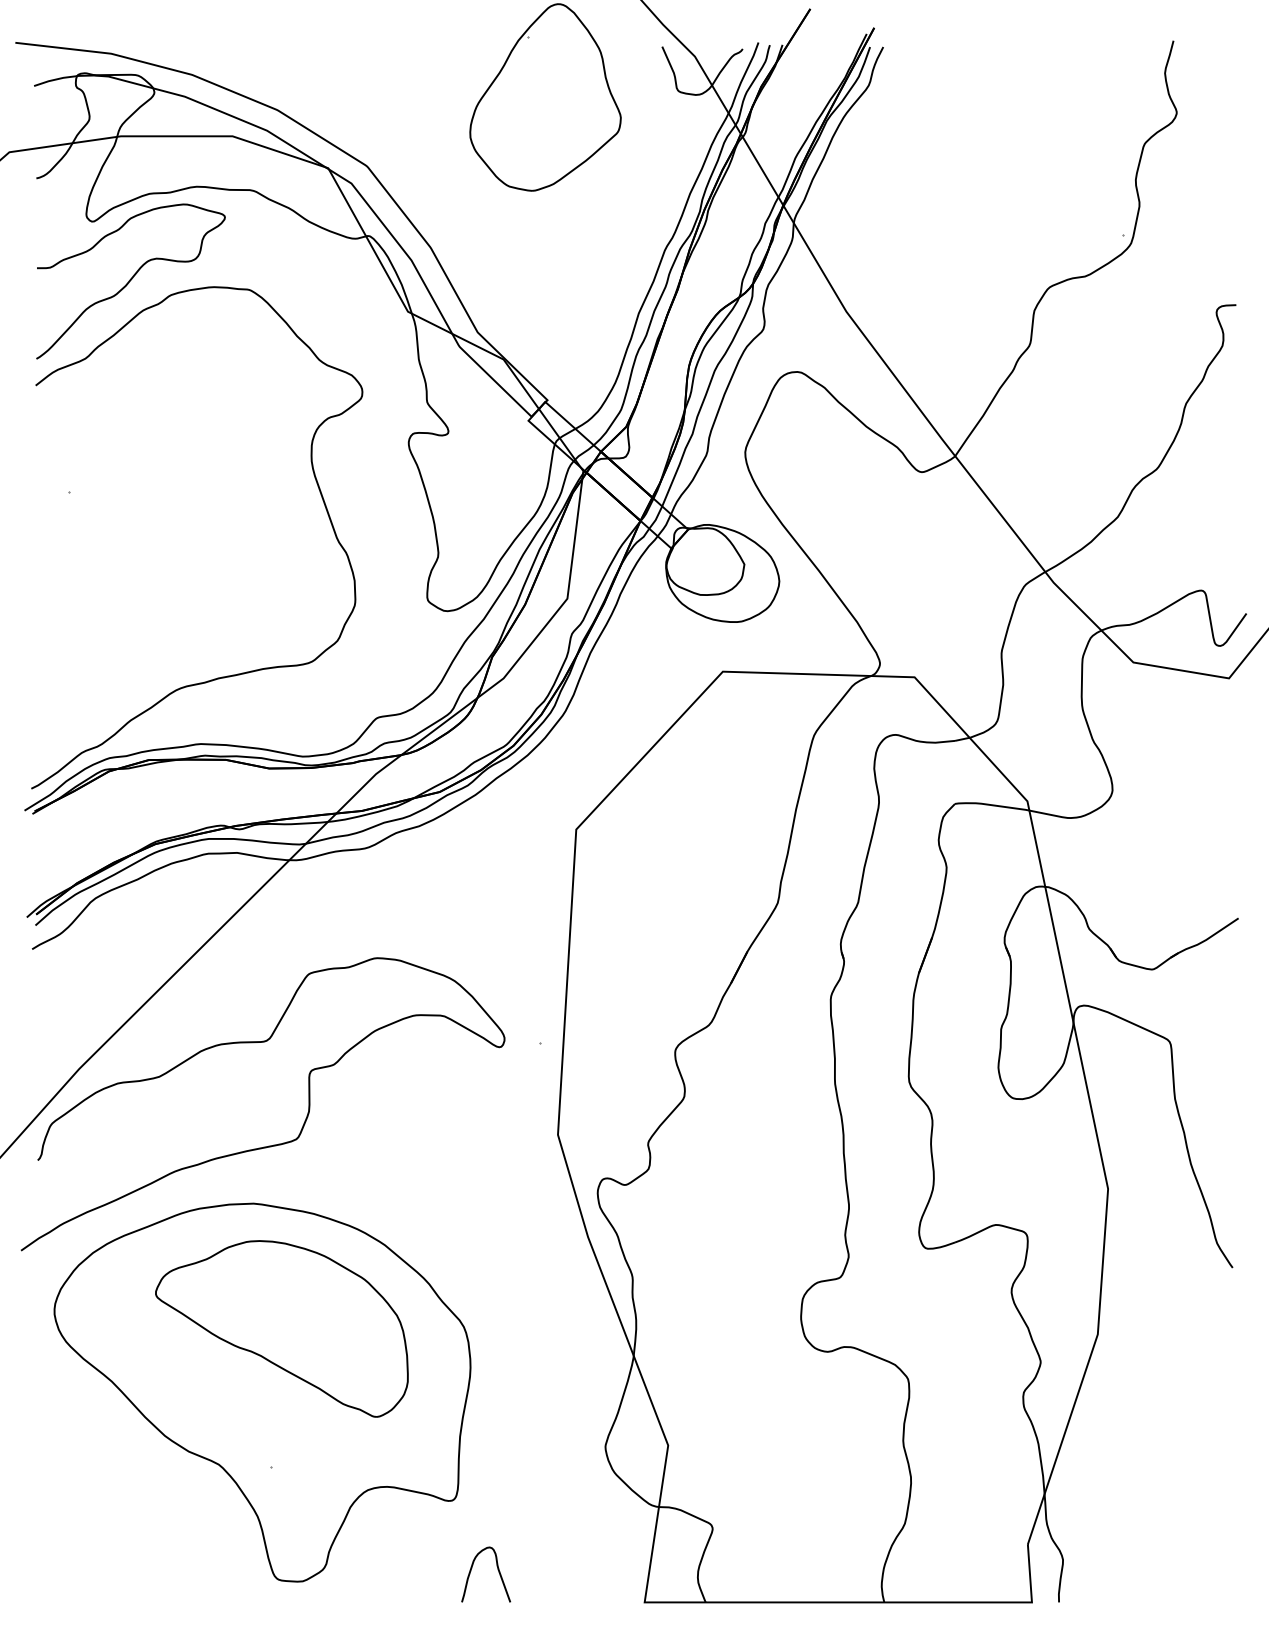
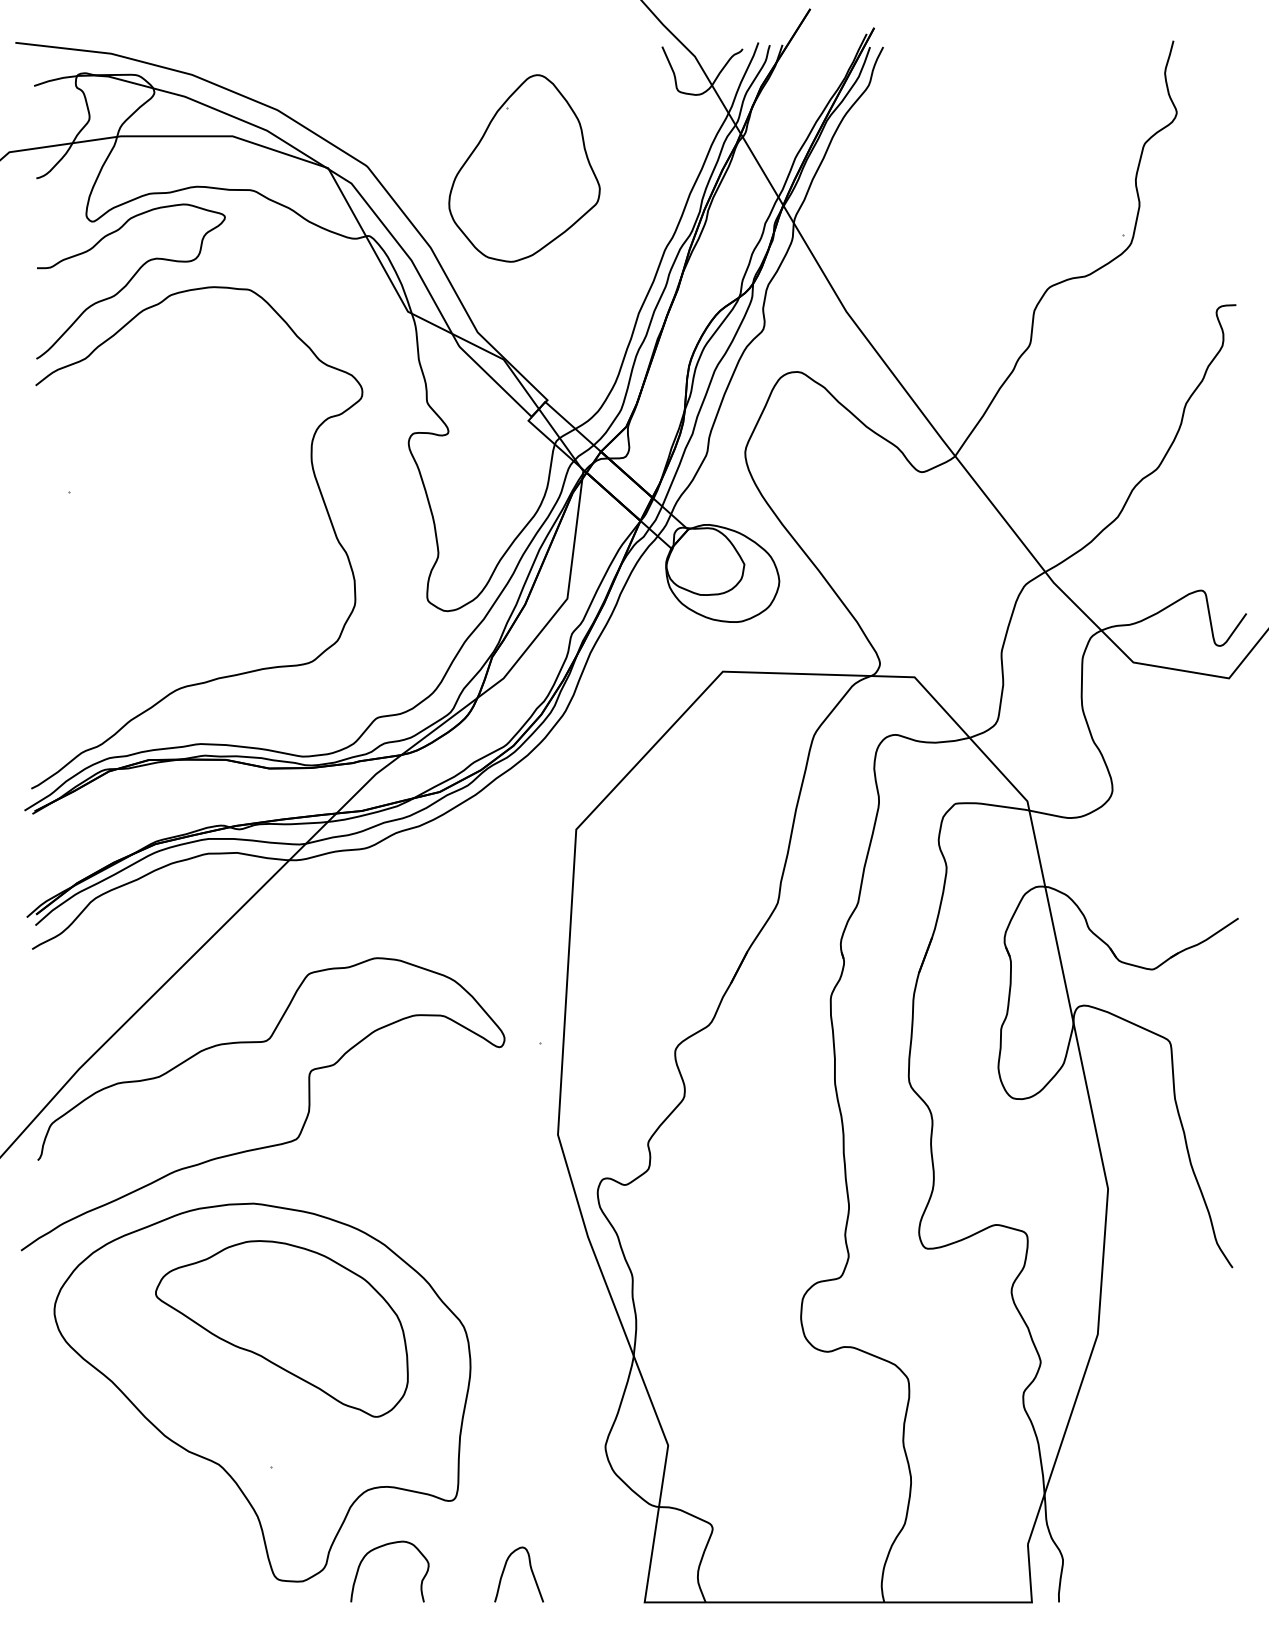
part position: (545, 97) -> (524, 168) (524, 168)
part: none -> present (381, 1547)
curve position: (497, 1569) -> (530, 1569) (530, 1569)
